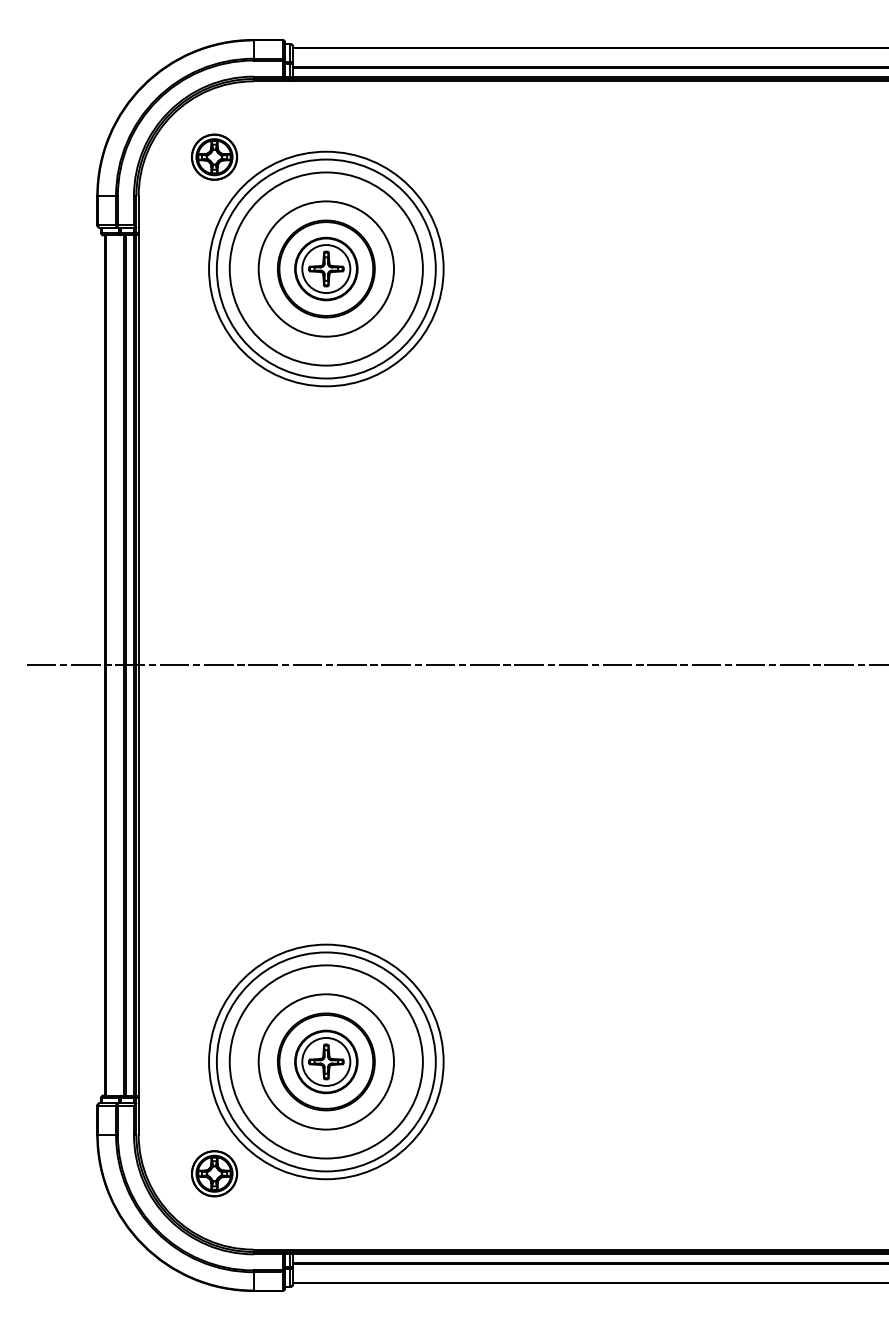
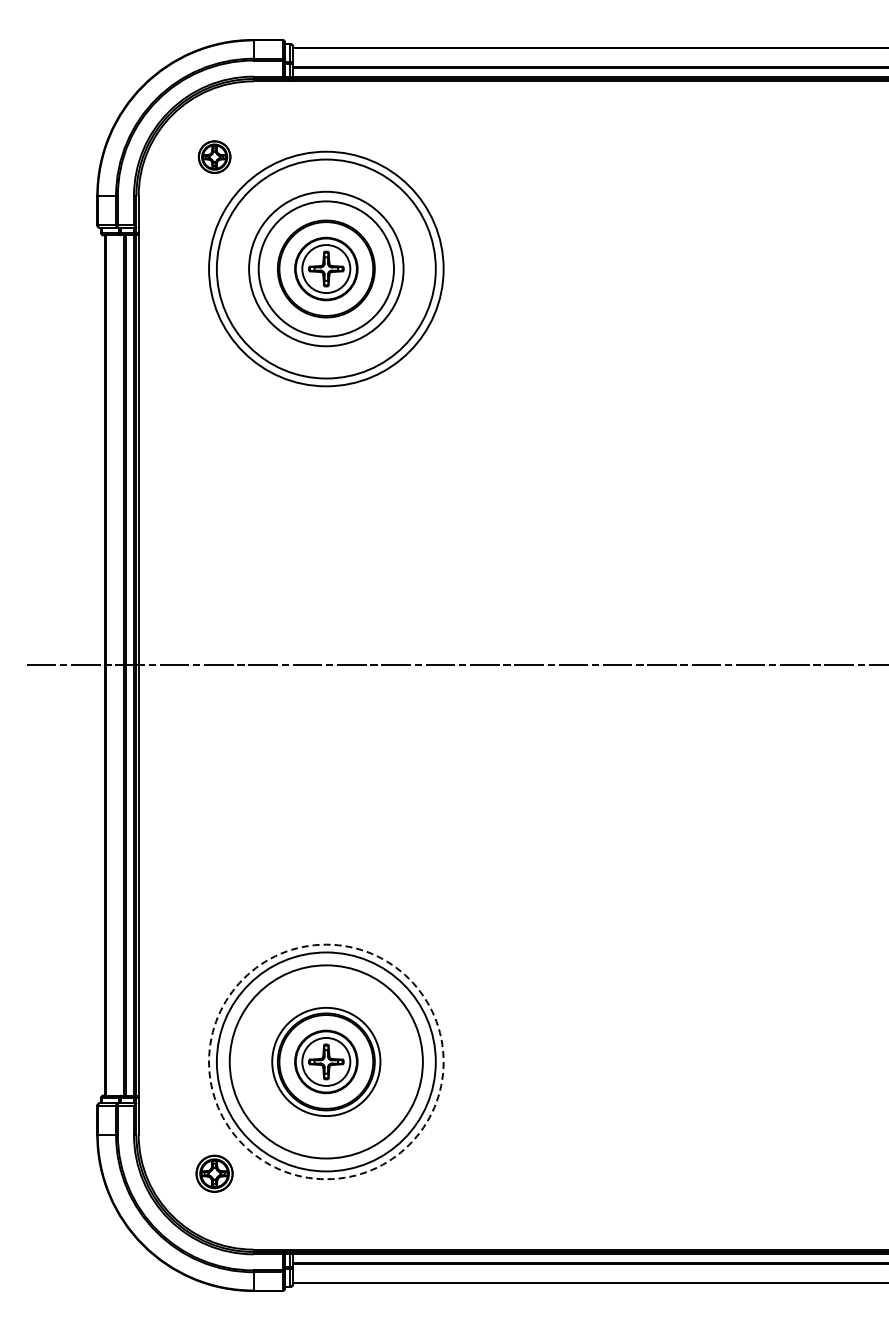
part size: 48x48 px -> 35x34 px (214, 156)
circle diameter: 193 px -> 155 px (326, 268)
circle diameter: 135 px -> 108 px (326, 1061)
circle: solid -> dashed (326, 1061)
part size: 48x48 px -> 39x39 px (214, 1173)
